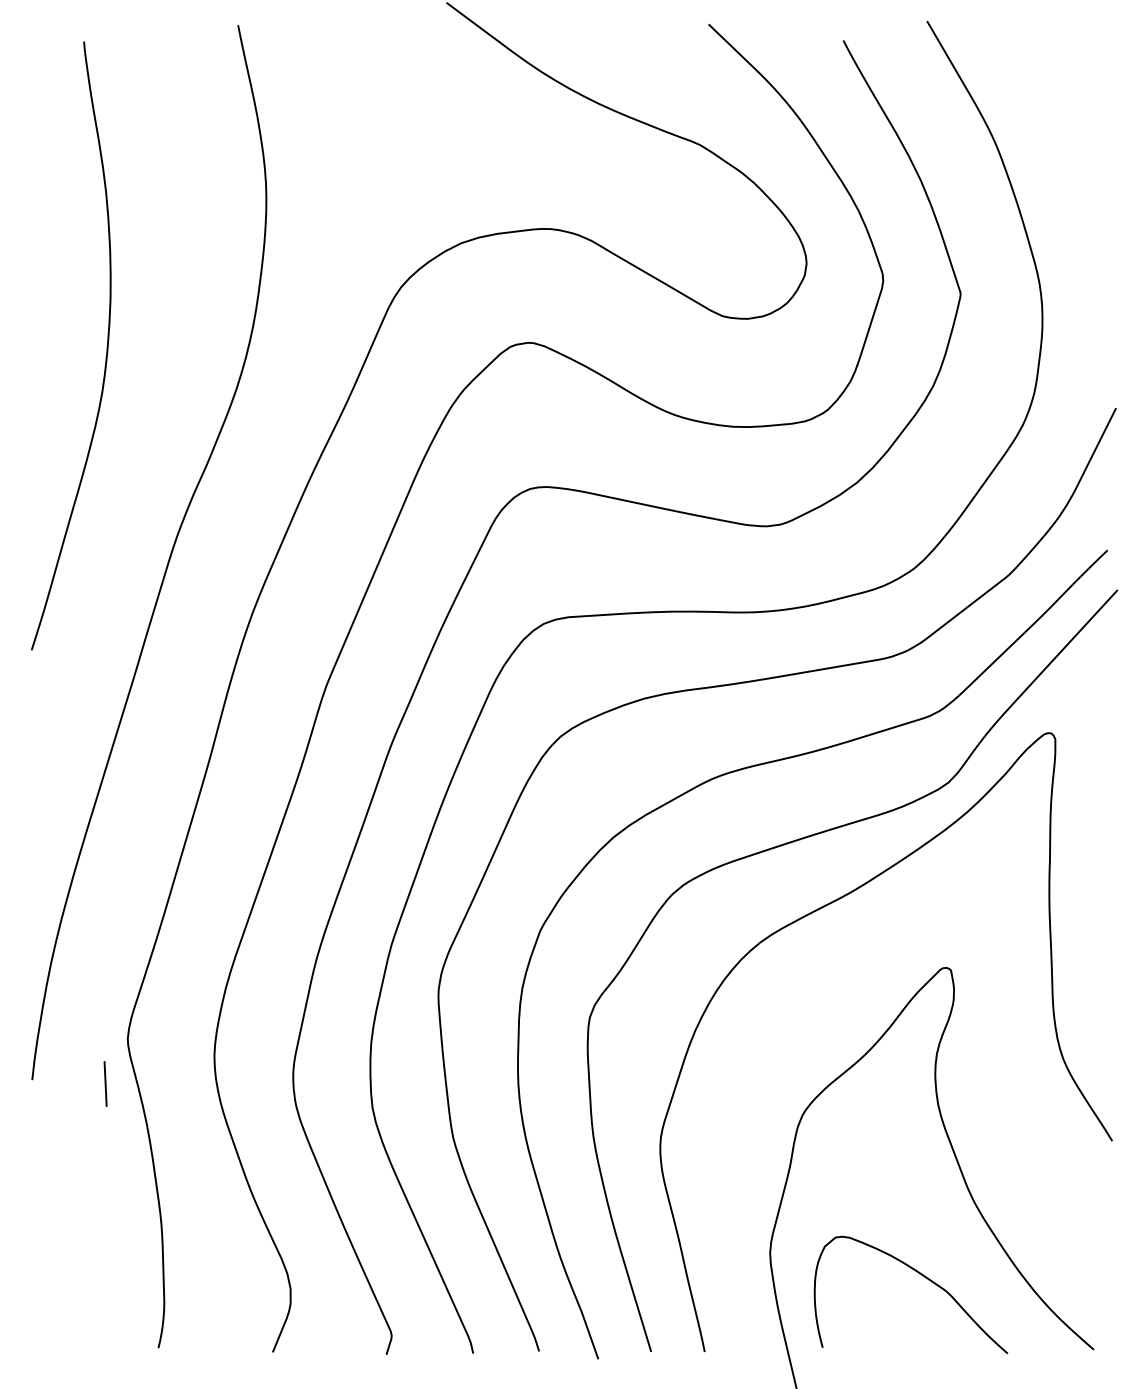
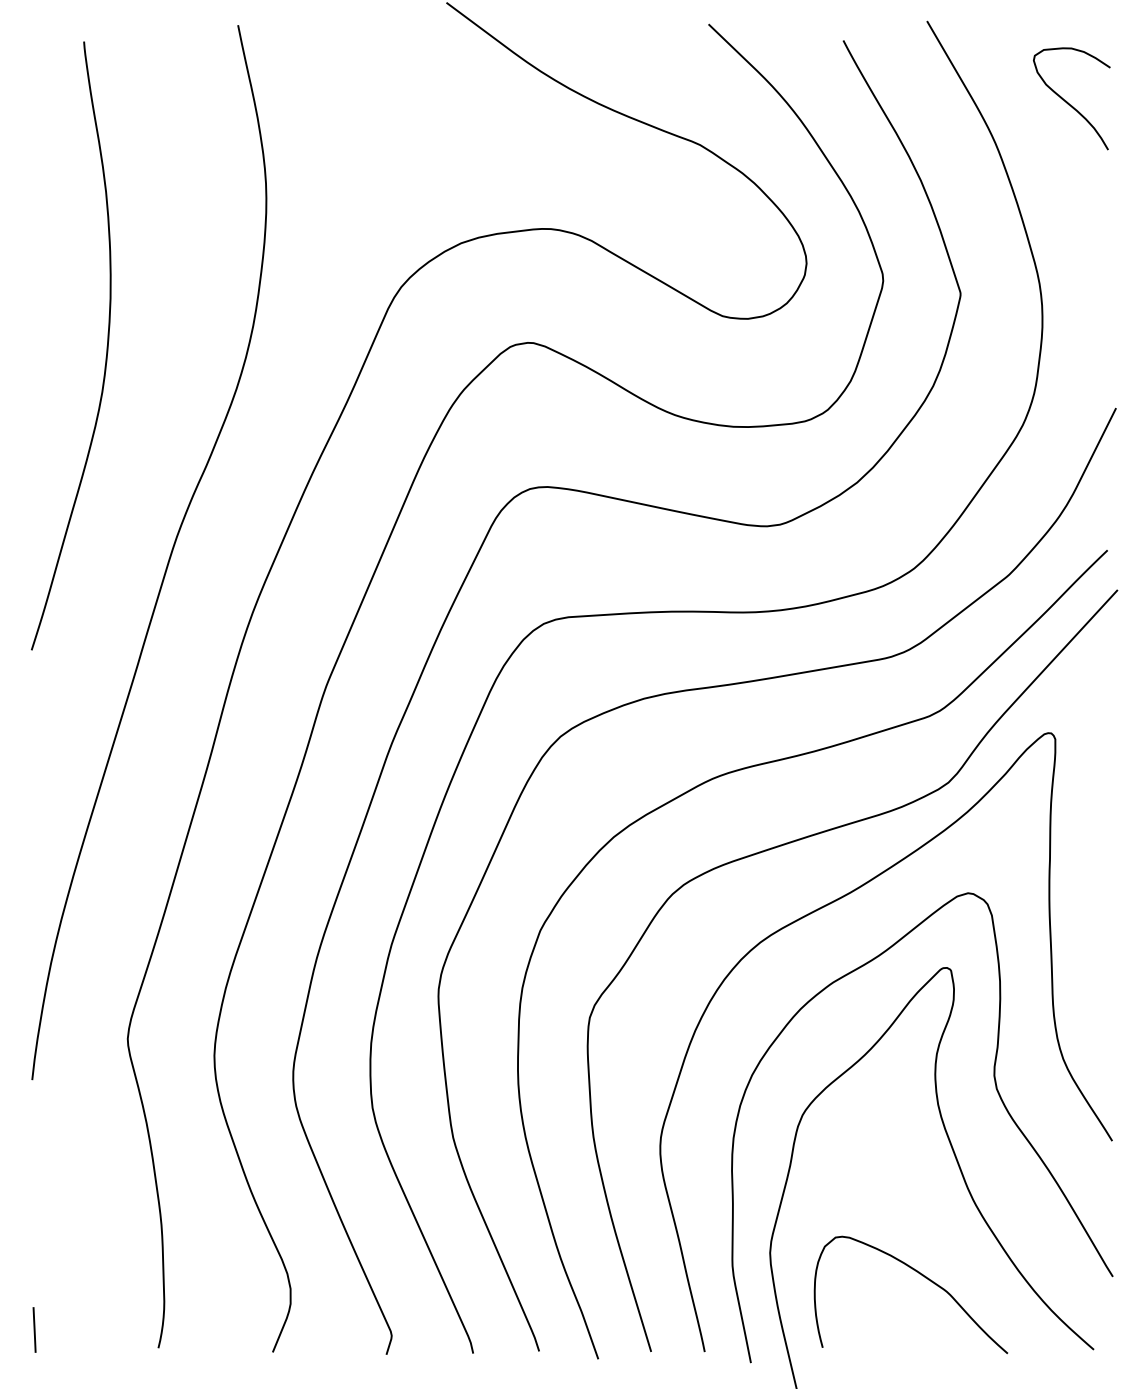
curve: none -> present (1067, 101)
line position: (105, 1083) -> (34, 1329) (34, 1329)
curve: none -> present (997, 1093)
